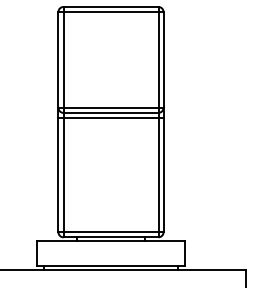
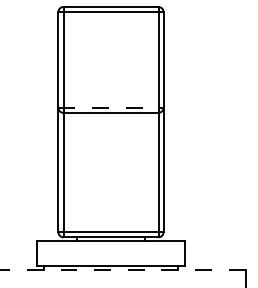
line: solid -> dashed (111, 107)
line: present -> none (110, 117)
line: solid -> dashed (122, 270)
